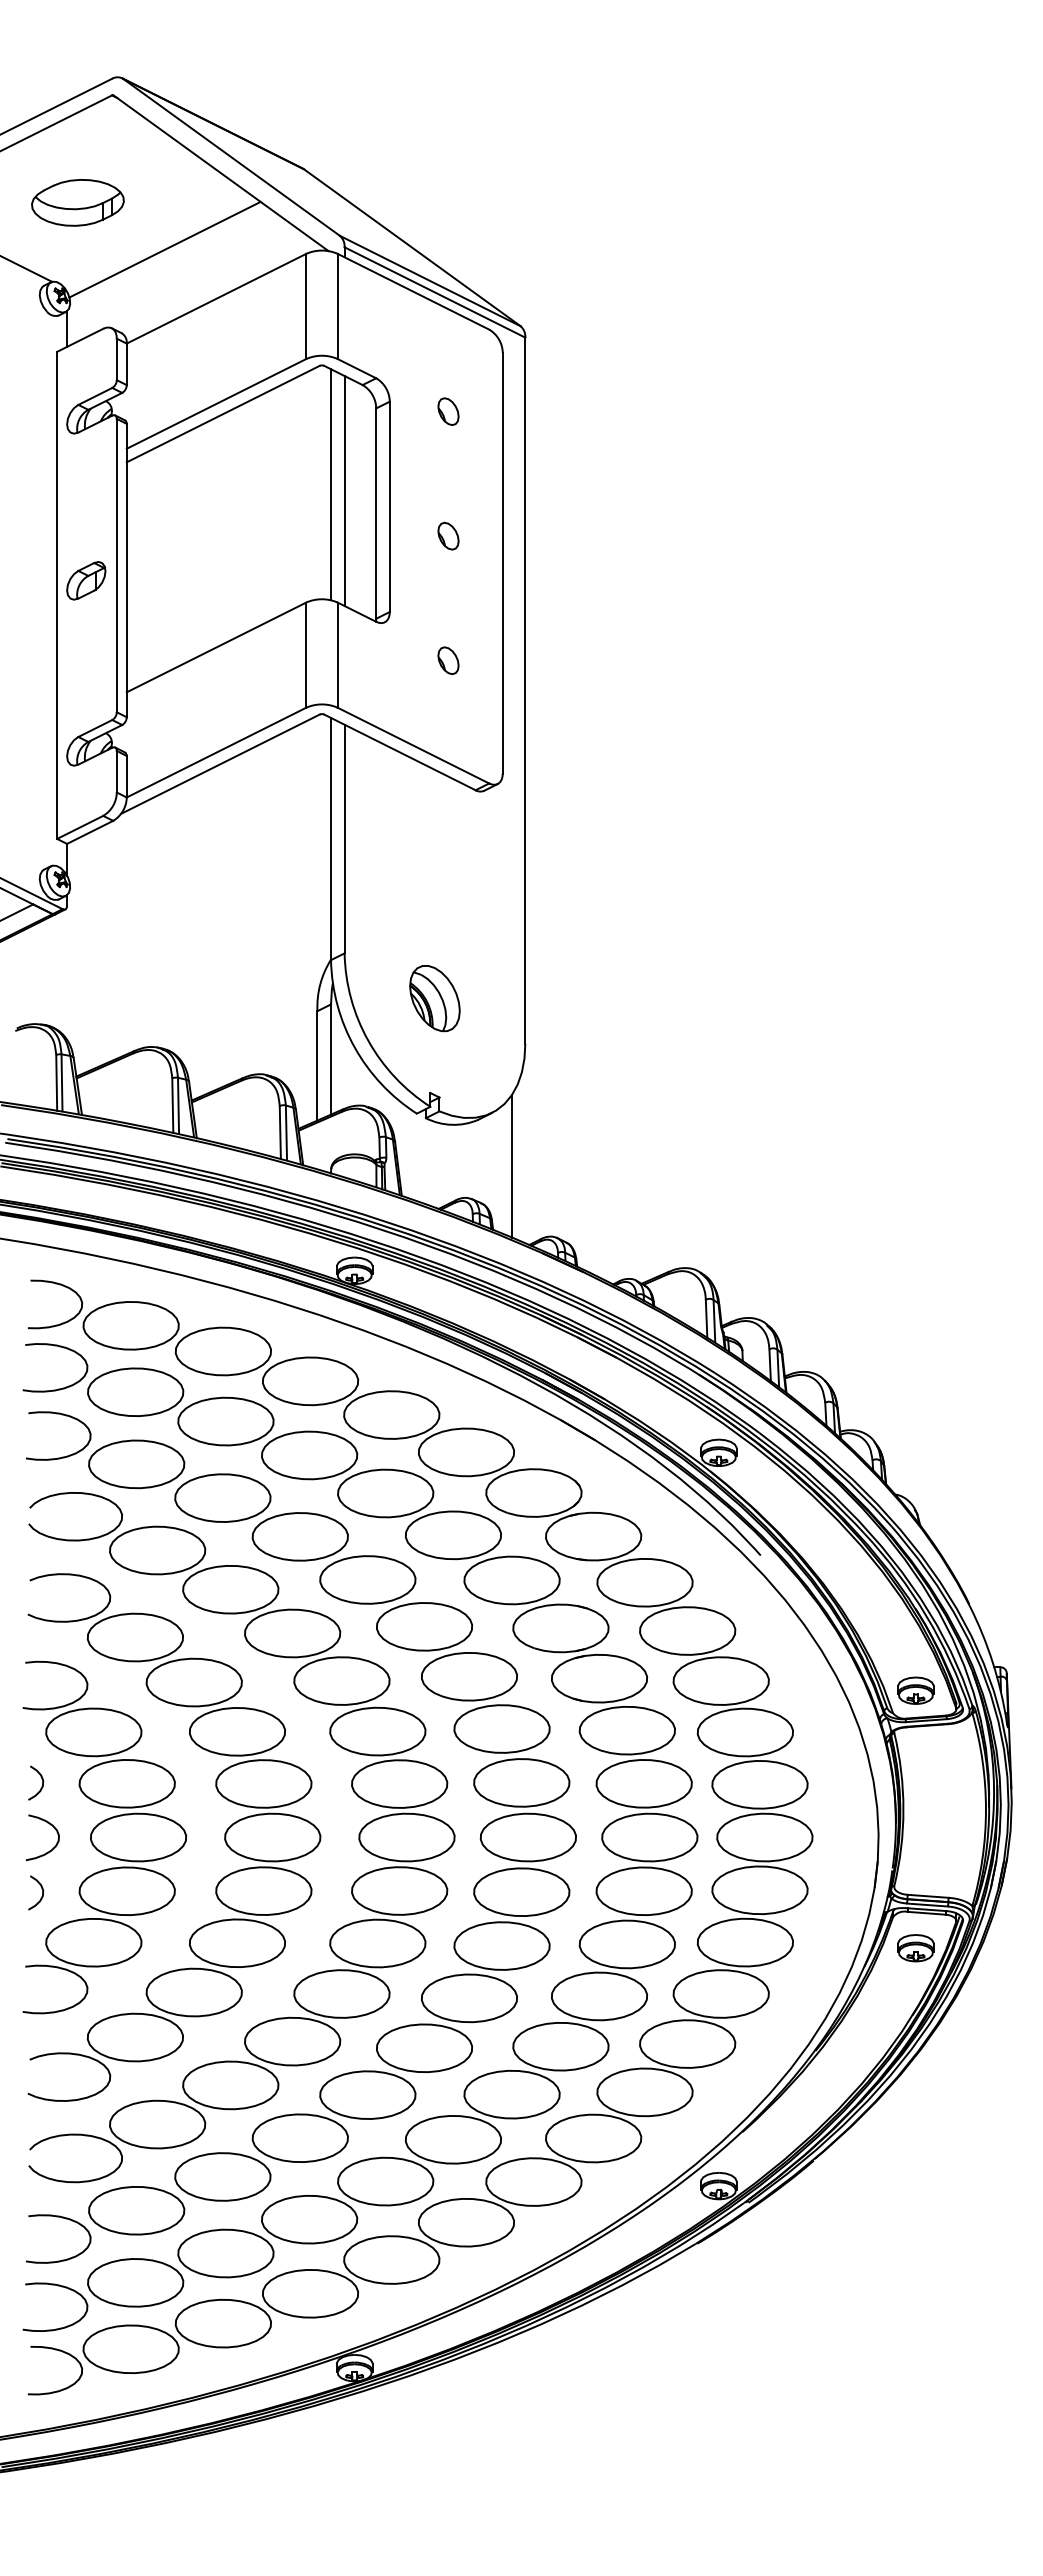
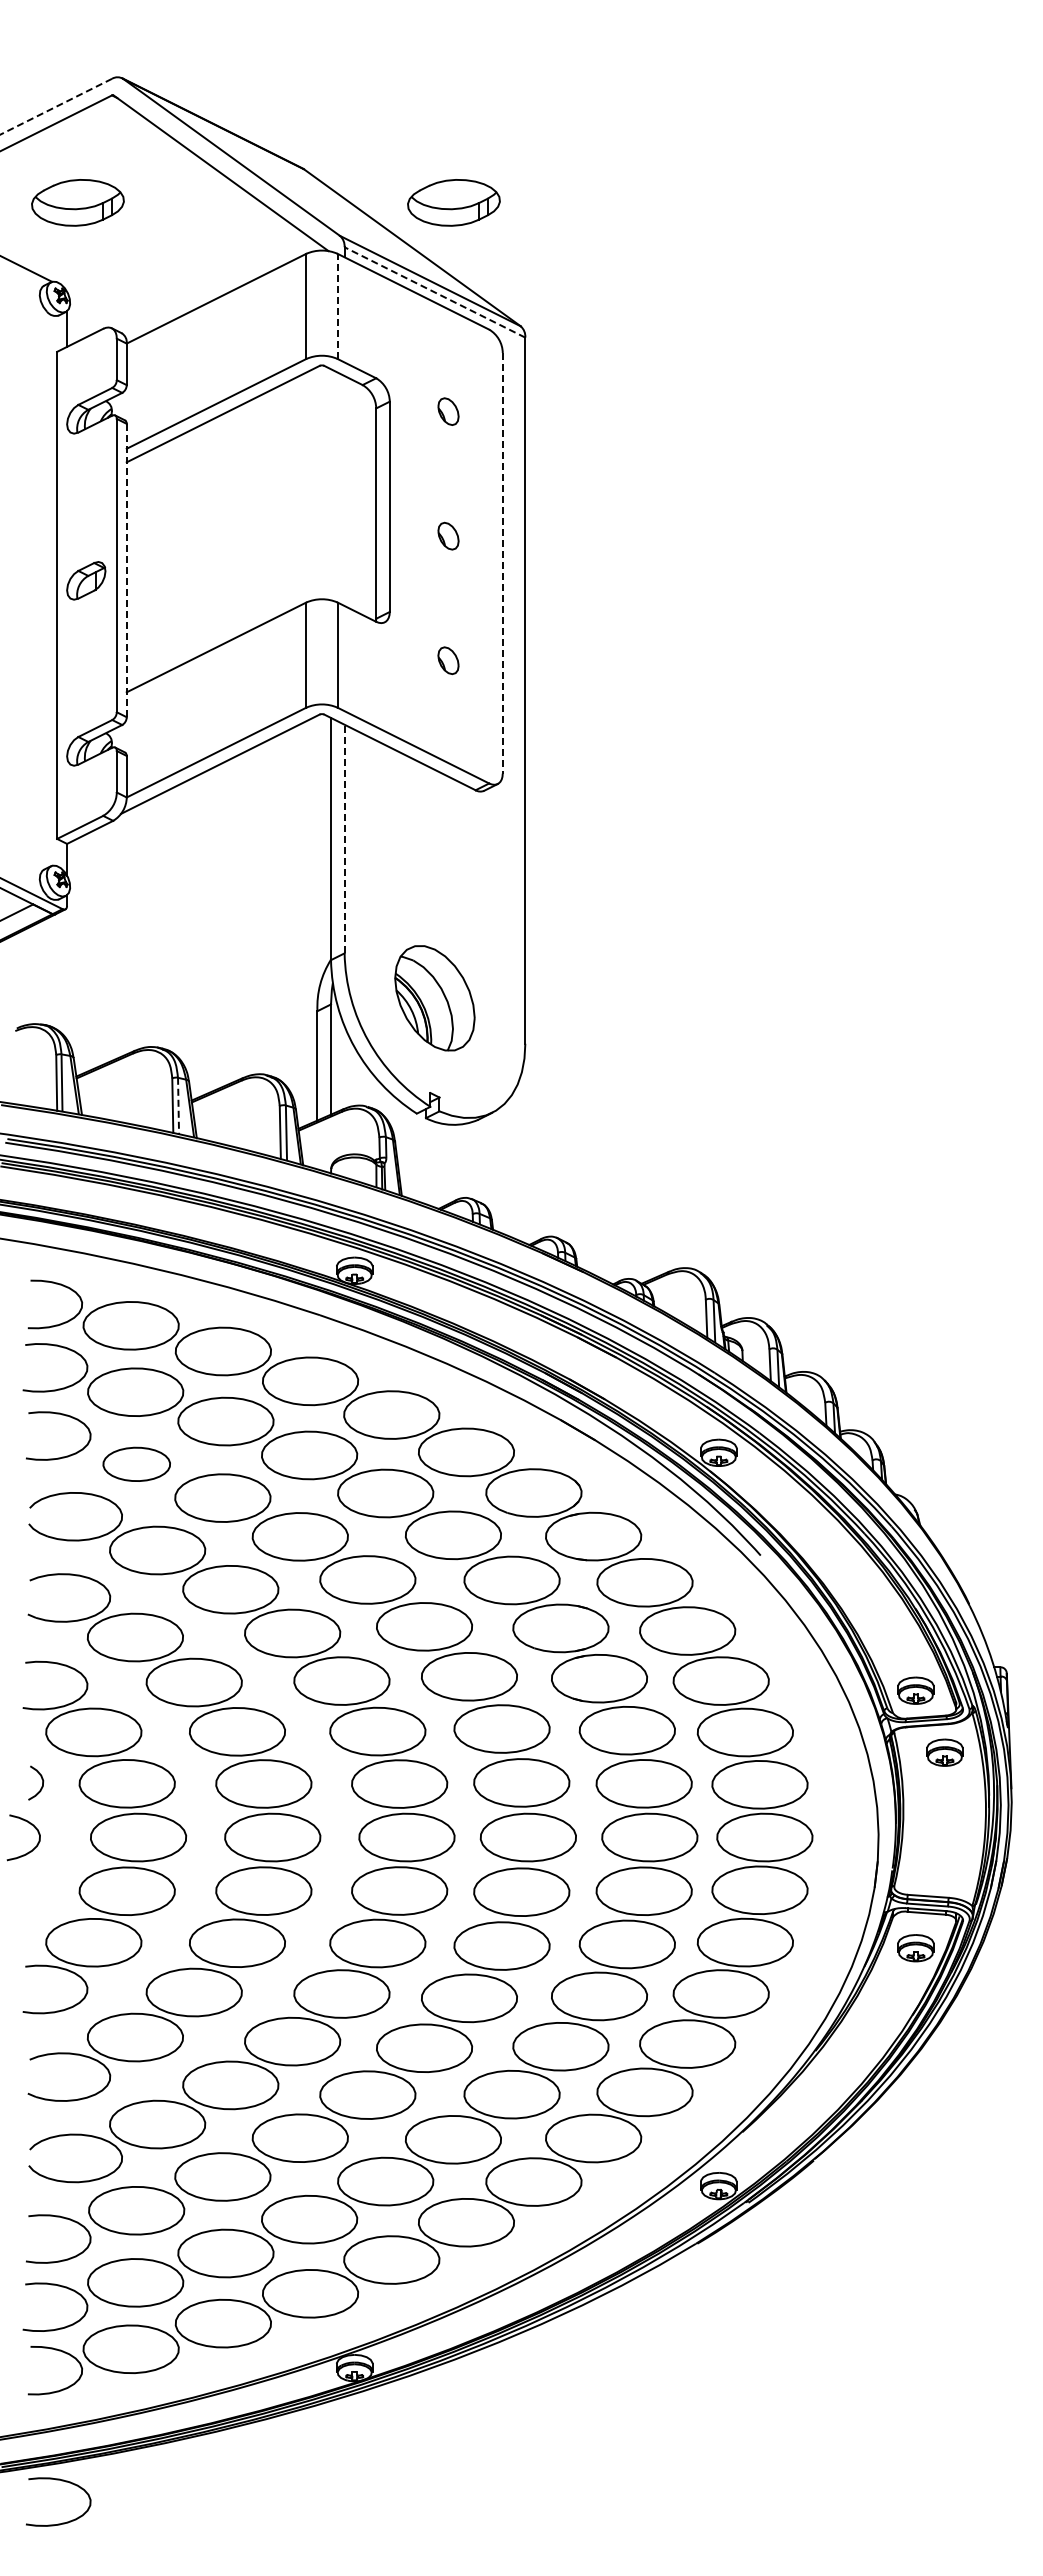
line: solid -> dashed (55, 107)
part: none -> present (453, 202)
line: present -> none (164, 249)
line: solid -> dashed (434, 292)
line: solid -> dashed (337, 306)
line: present -> none (331, 484)
line: present -> none (344, 491)
line: solid -> dashed (502, 563)
line: solid -> dashed (126, 570)
line: solid -> dashed (344, 838)
part size: 52x68 px -> 82x107 px (434, 998)
line: solid -> dashed (178, 1105)
line: present -> none (511, 1166)
part size: 98x51 px -> 69x36 px (136, 1463)
part: none -> present (944, 1752)
curve position: (50, 1825) -> (31, 1825) (31, 1825)
curve: present -> none (41, 1889)
curve: none -> present (65, 2482)
